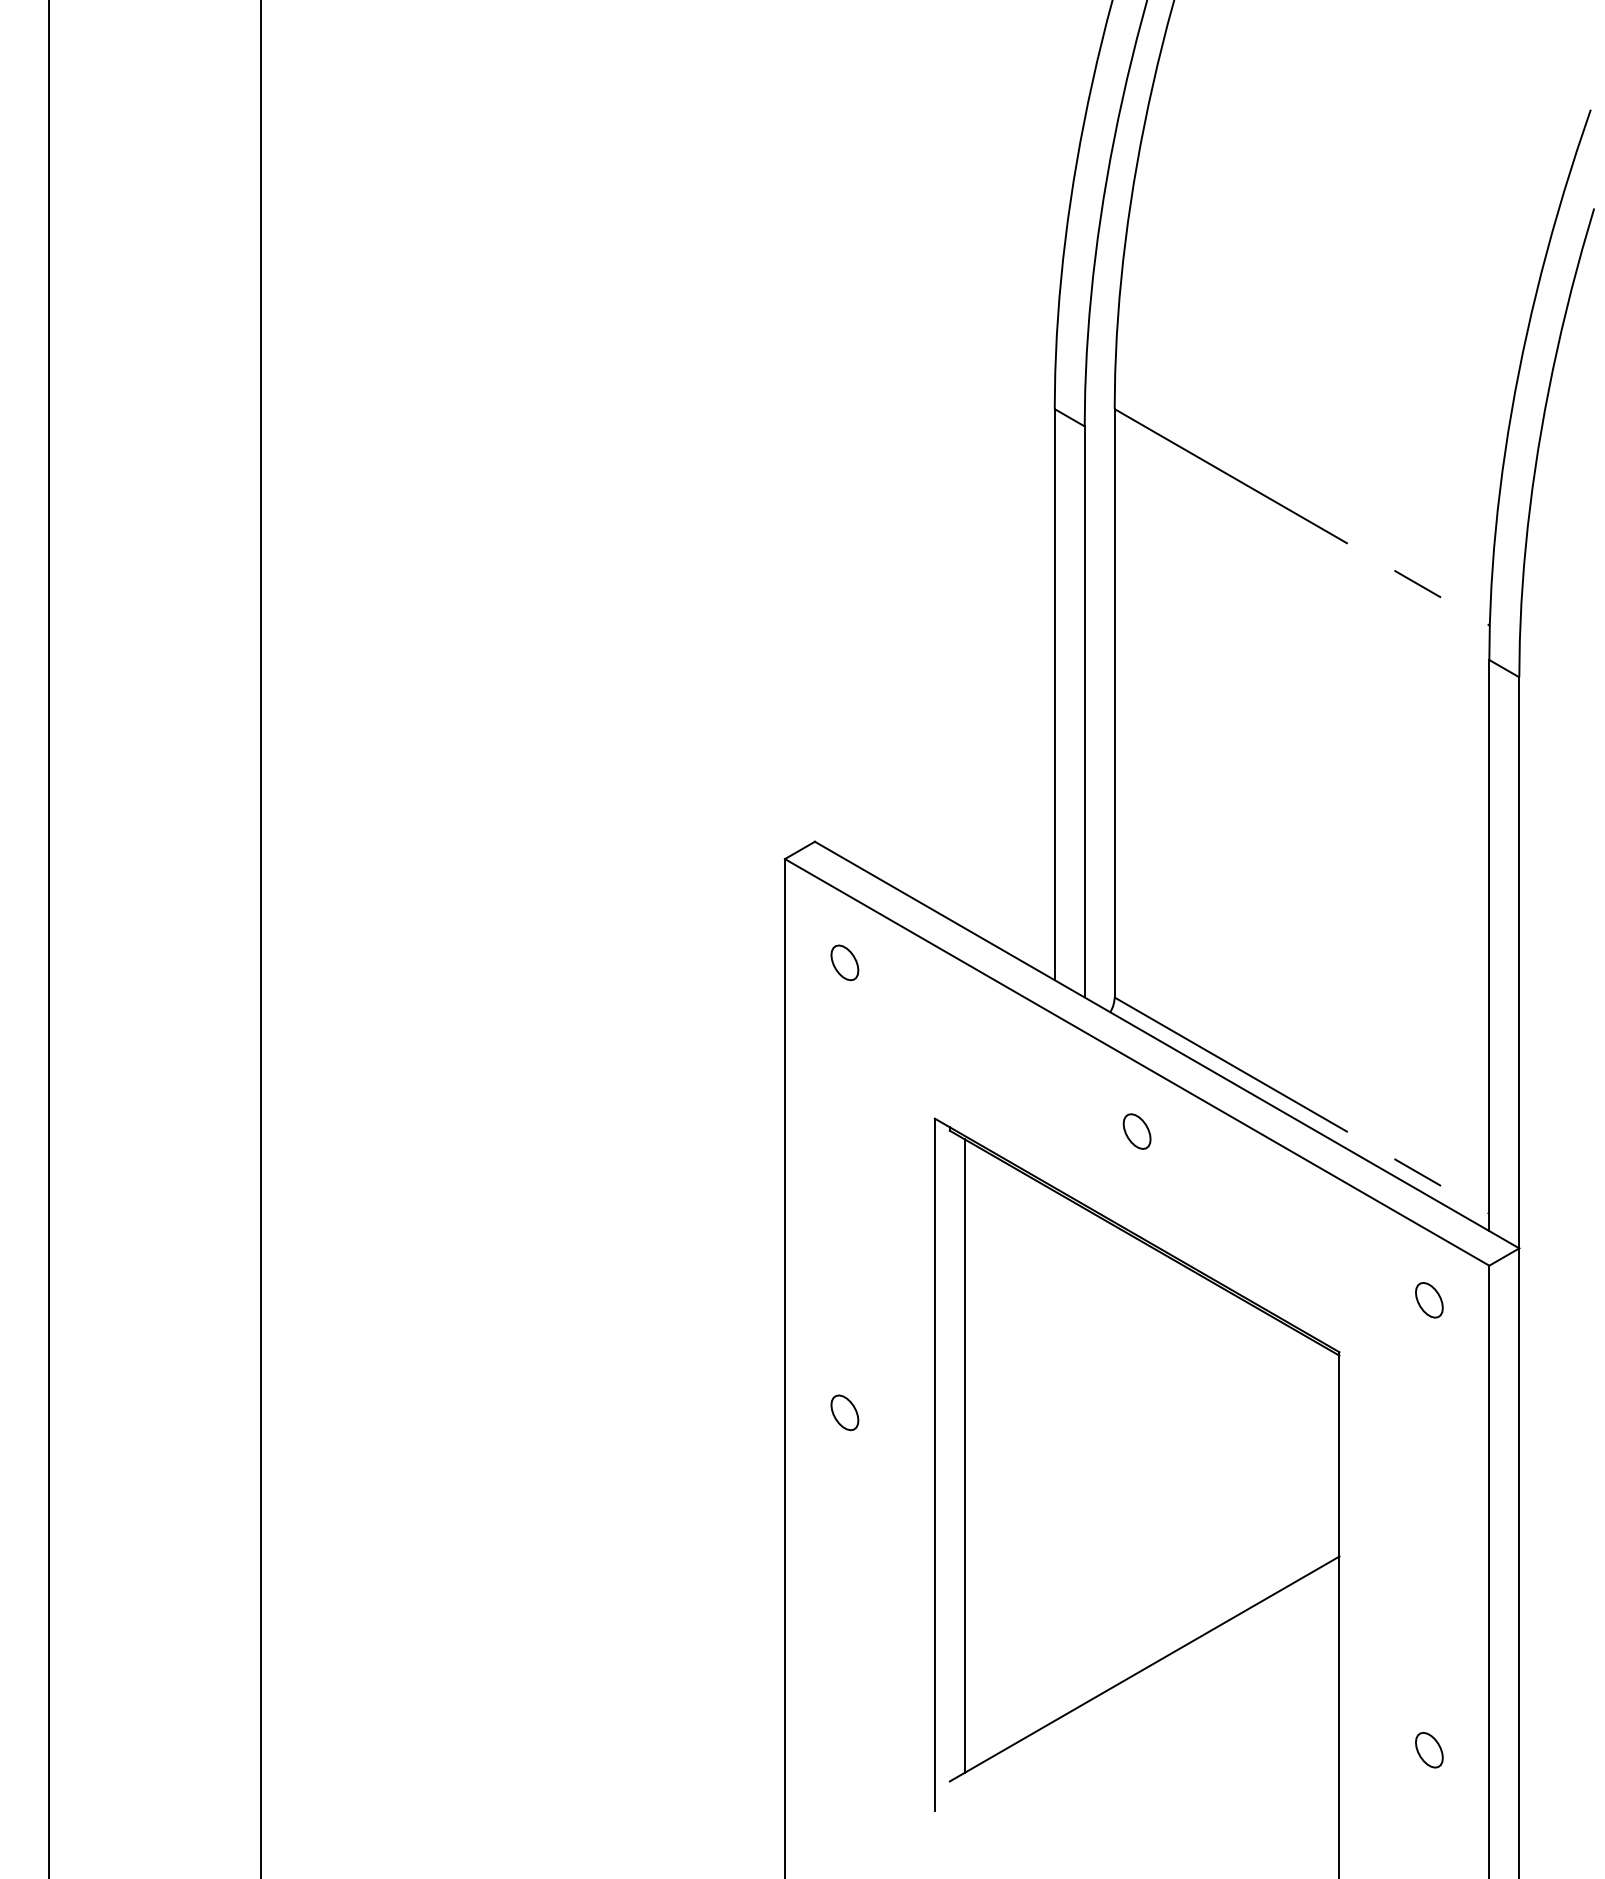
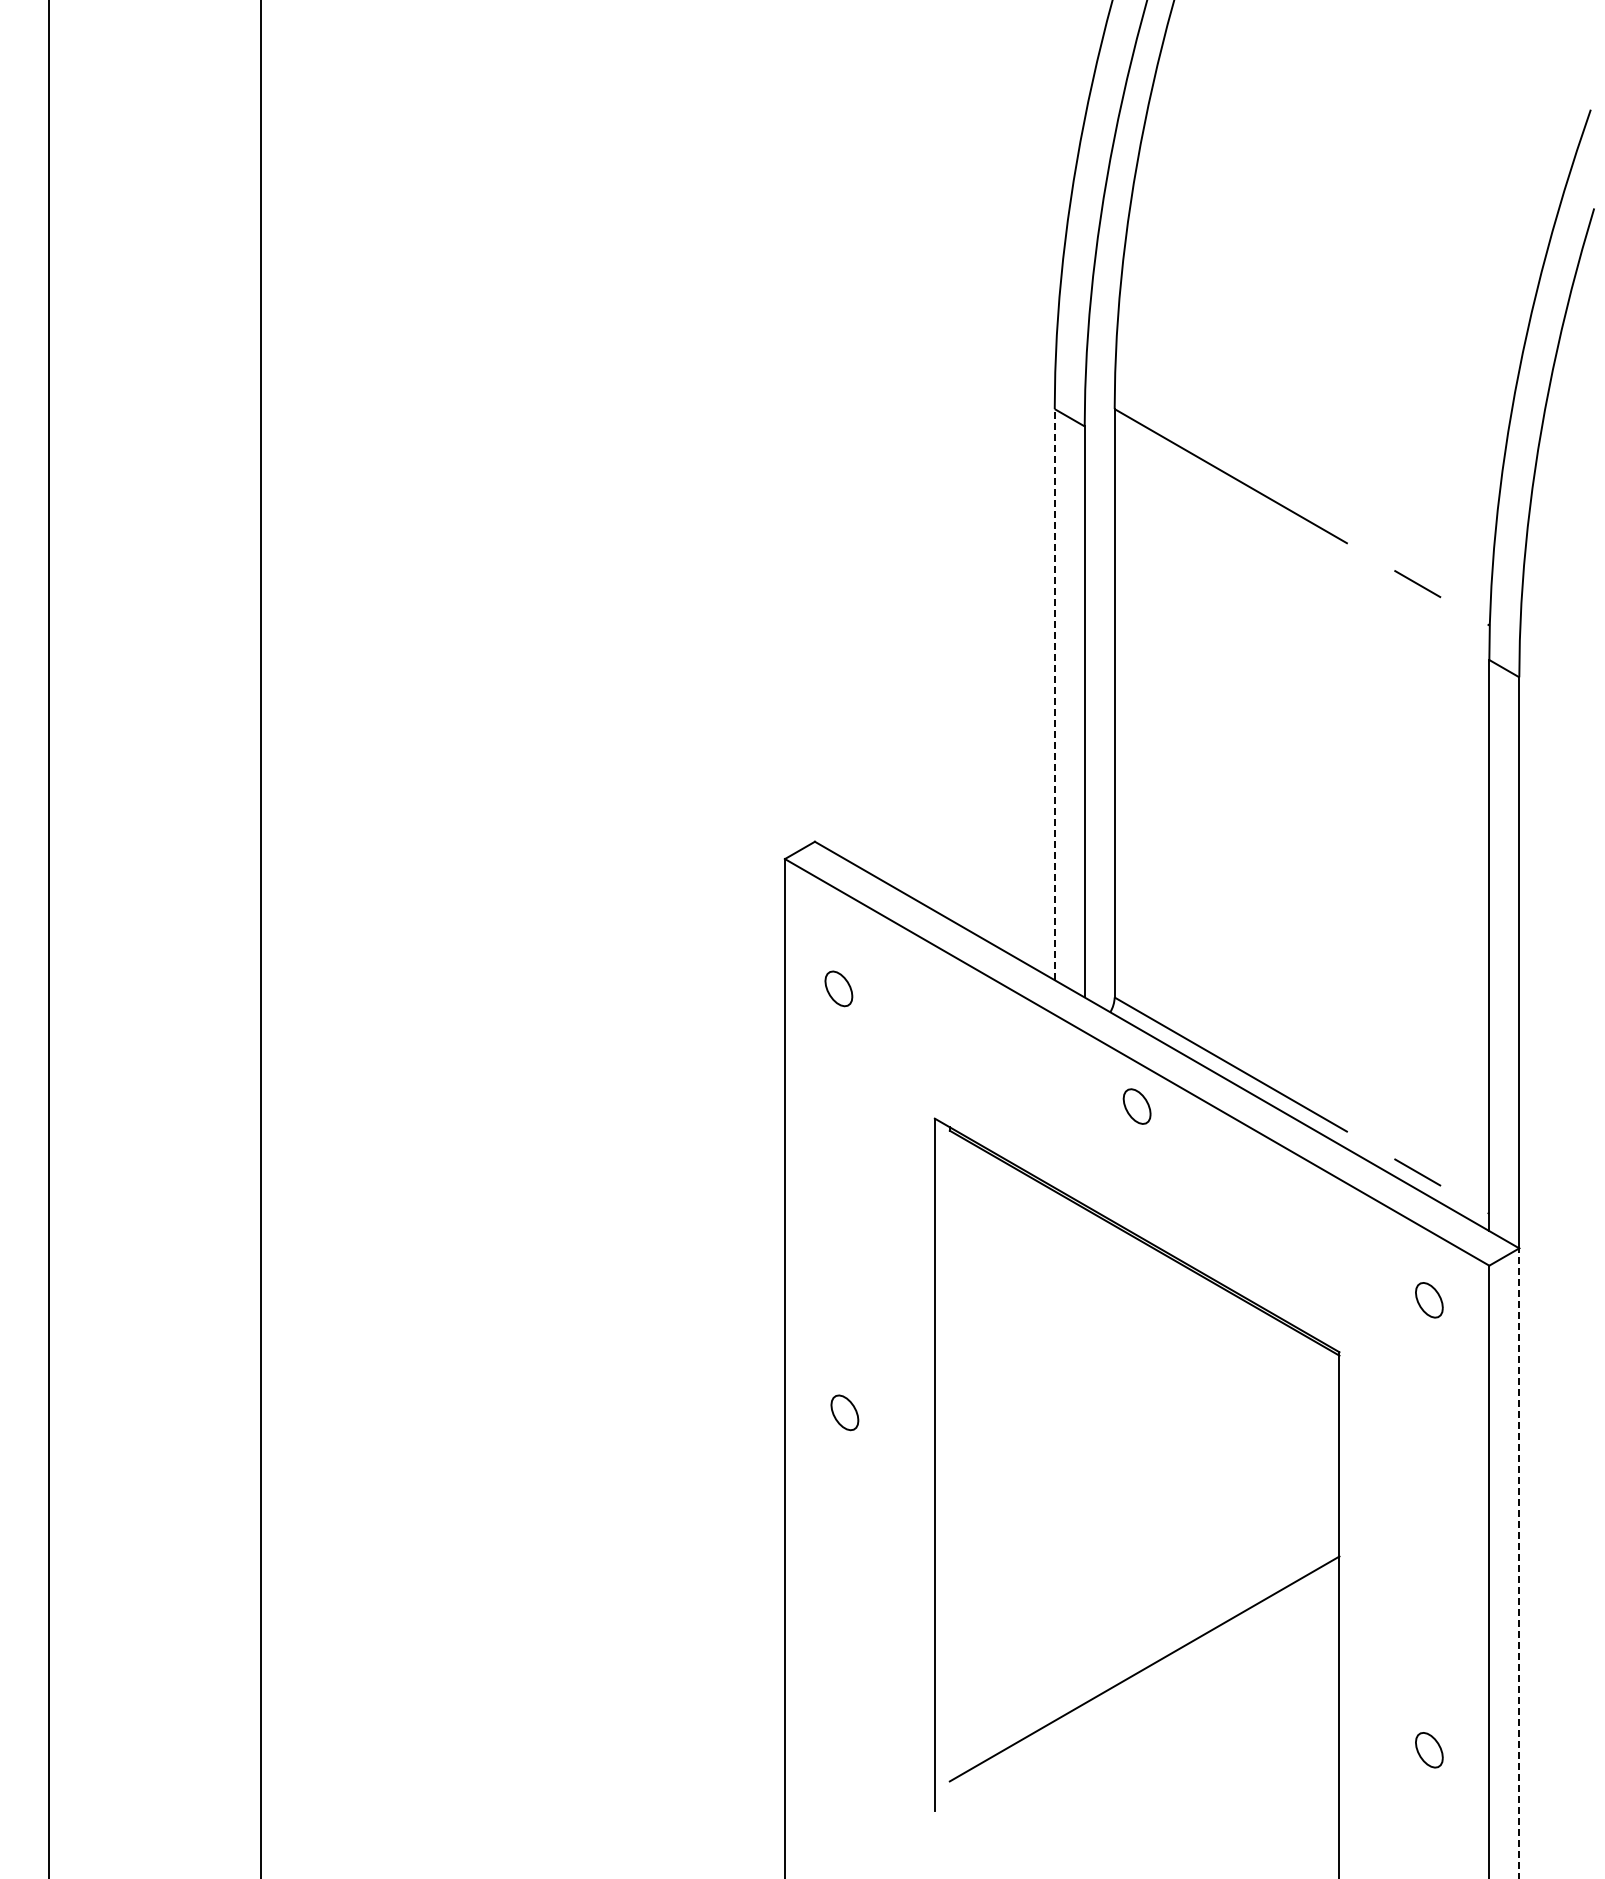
line: solid -> dashed (1054, 694)
part position: (844, 962) -> (838, 988) (838, 988)
part position: (1136, 1131) -> (1136, 1106) (1136, 1106)
line: present -> none (964, 1455)
line: solid -> dashed (1519, 1563)
